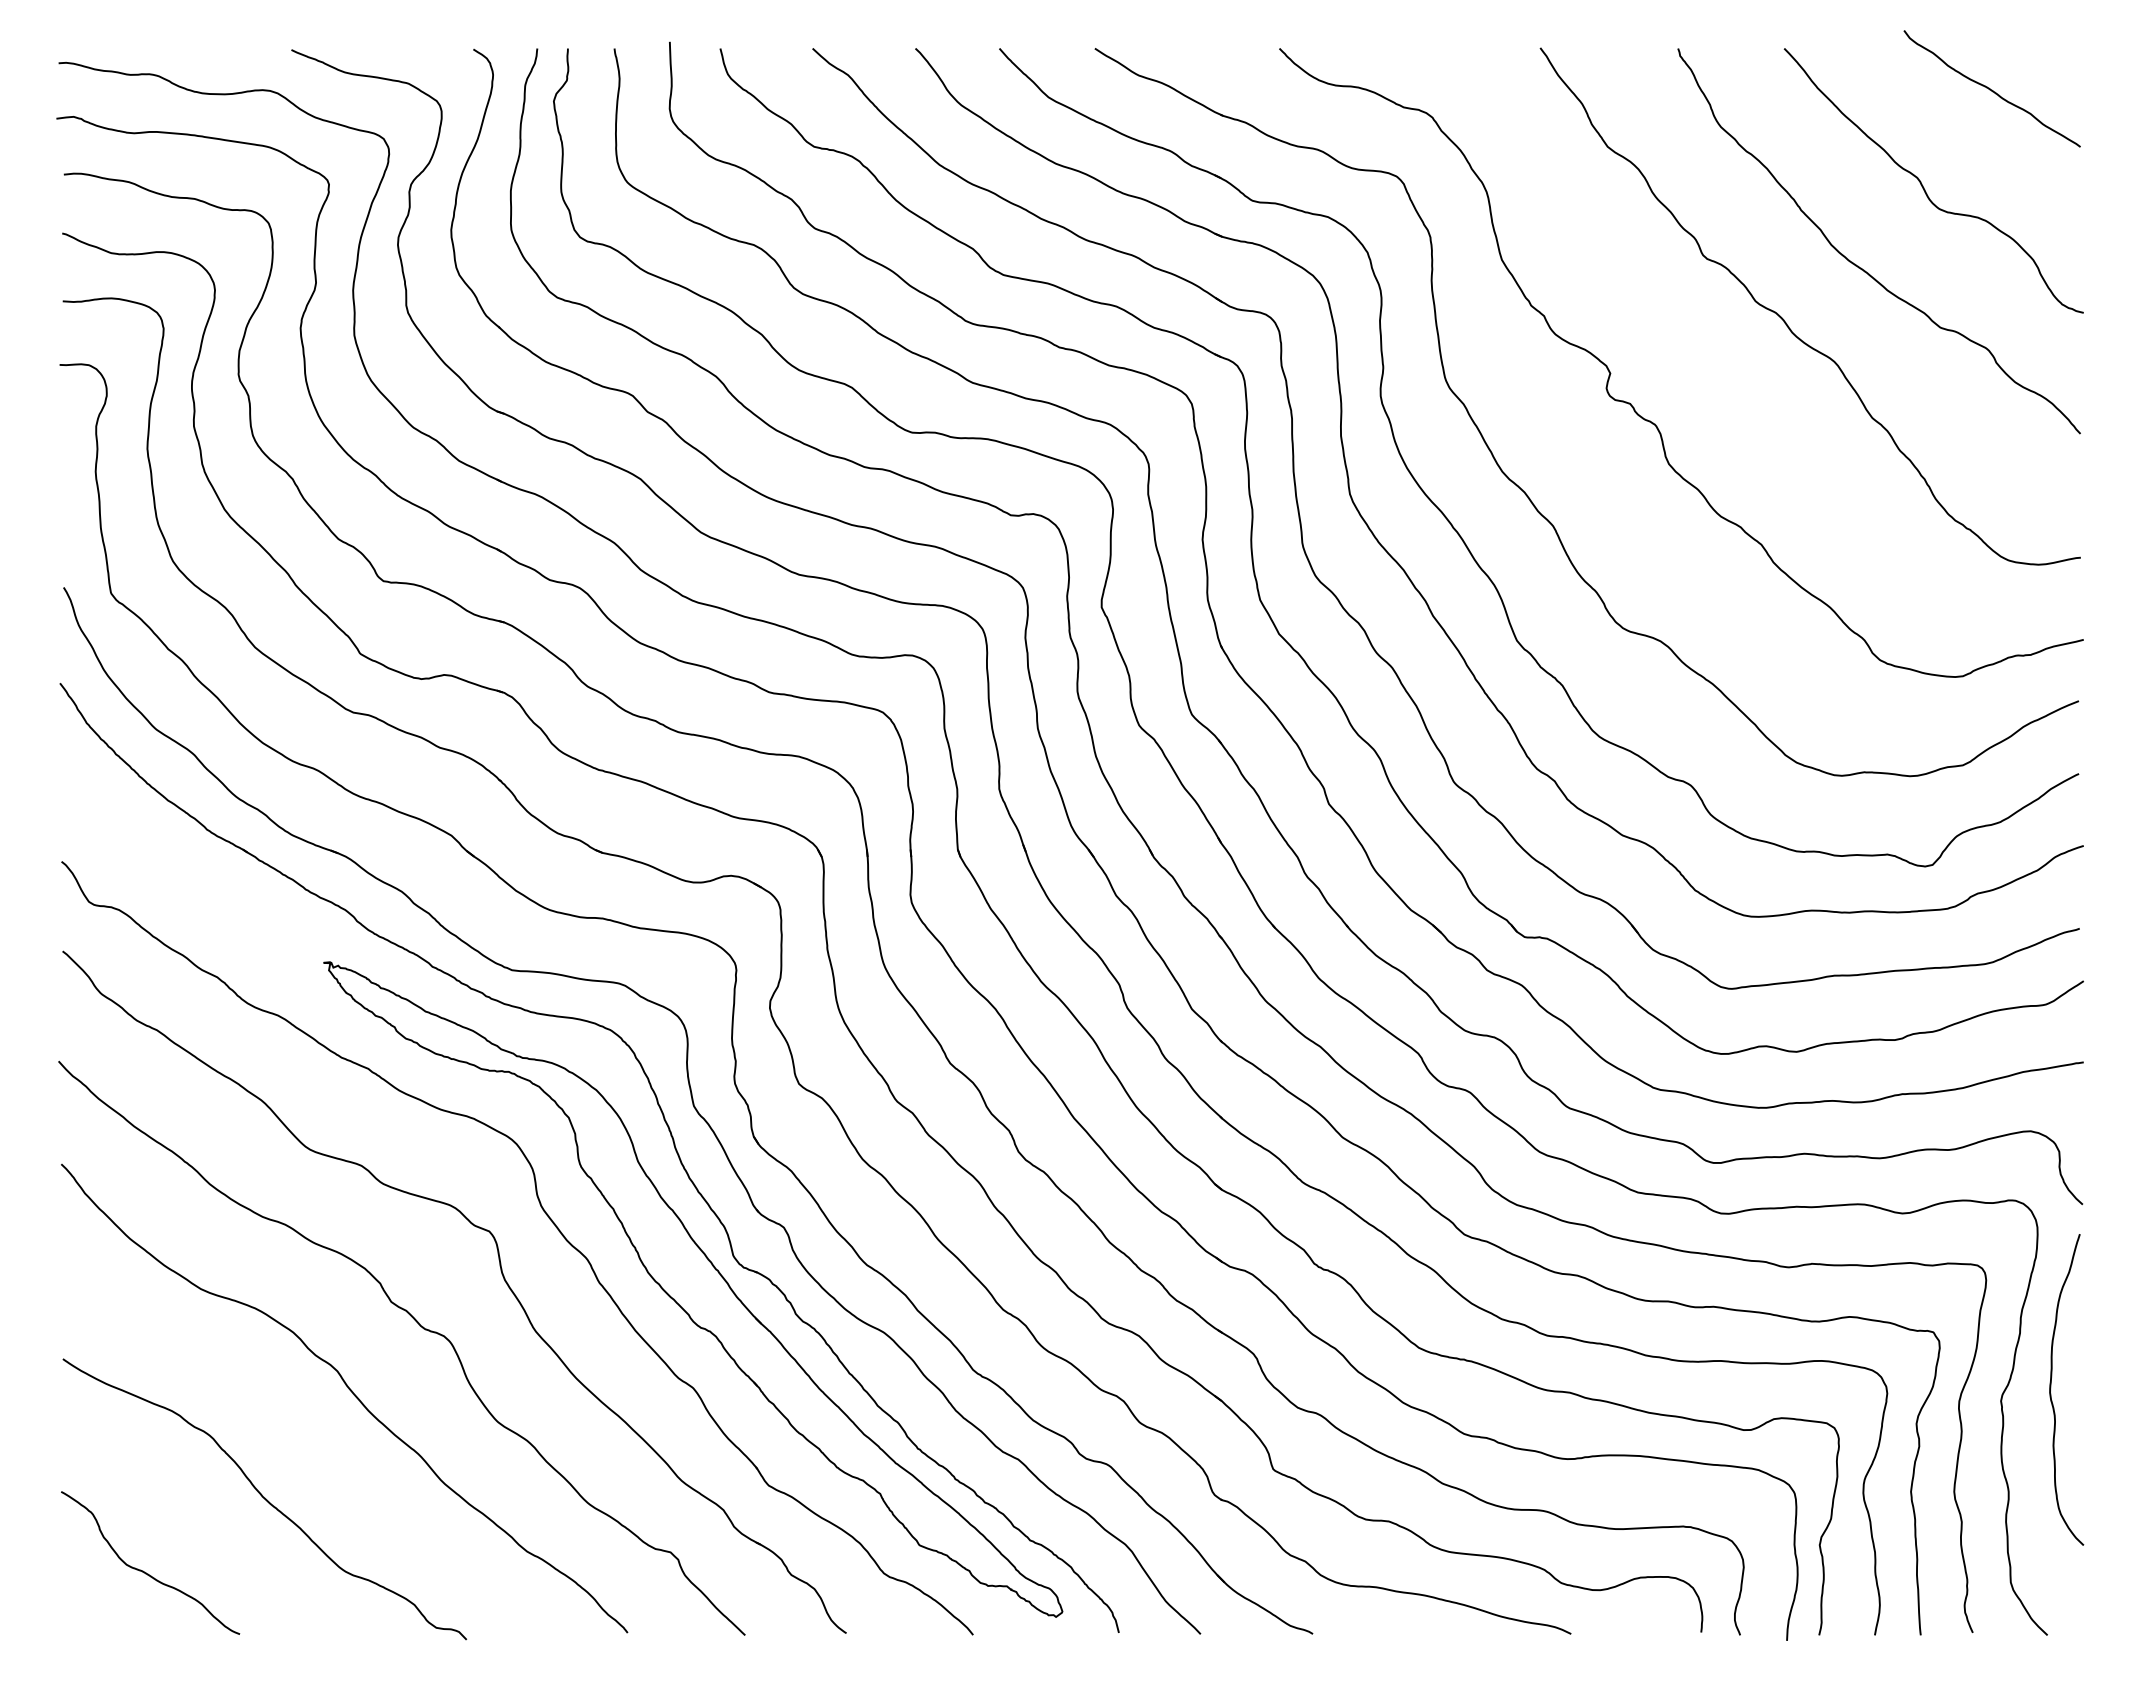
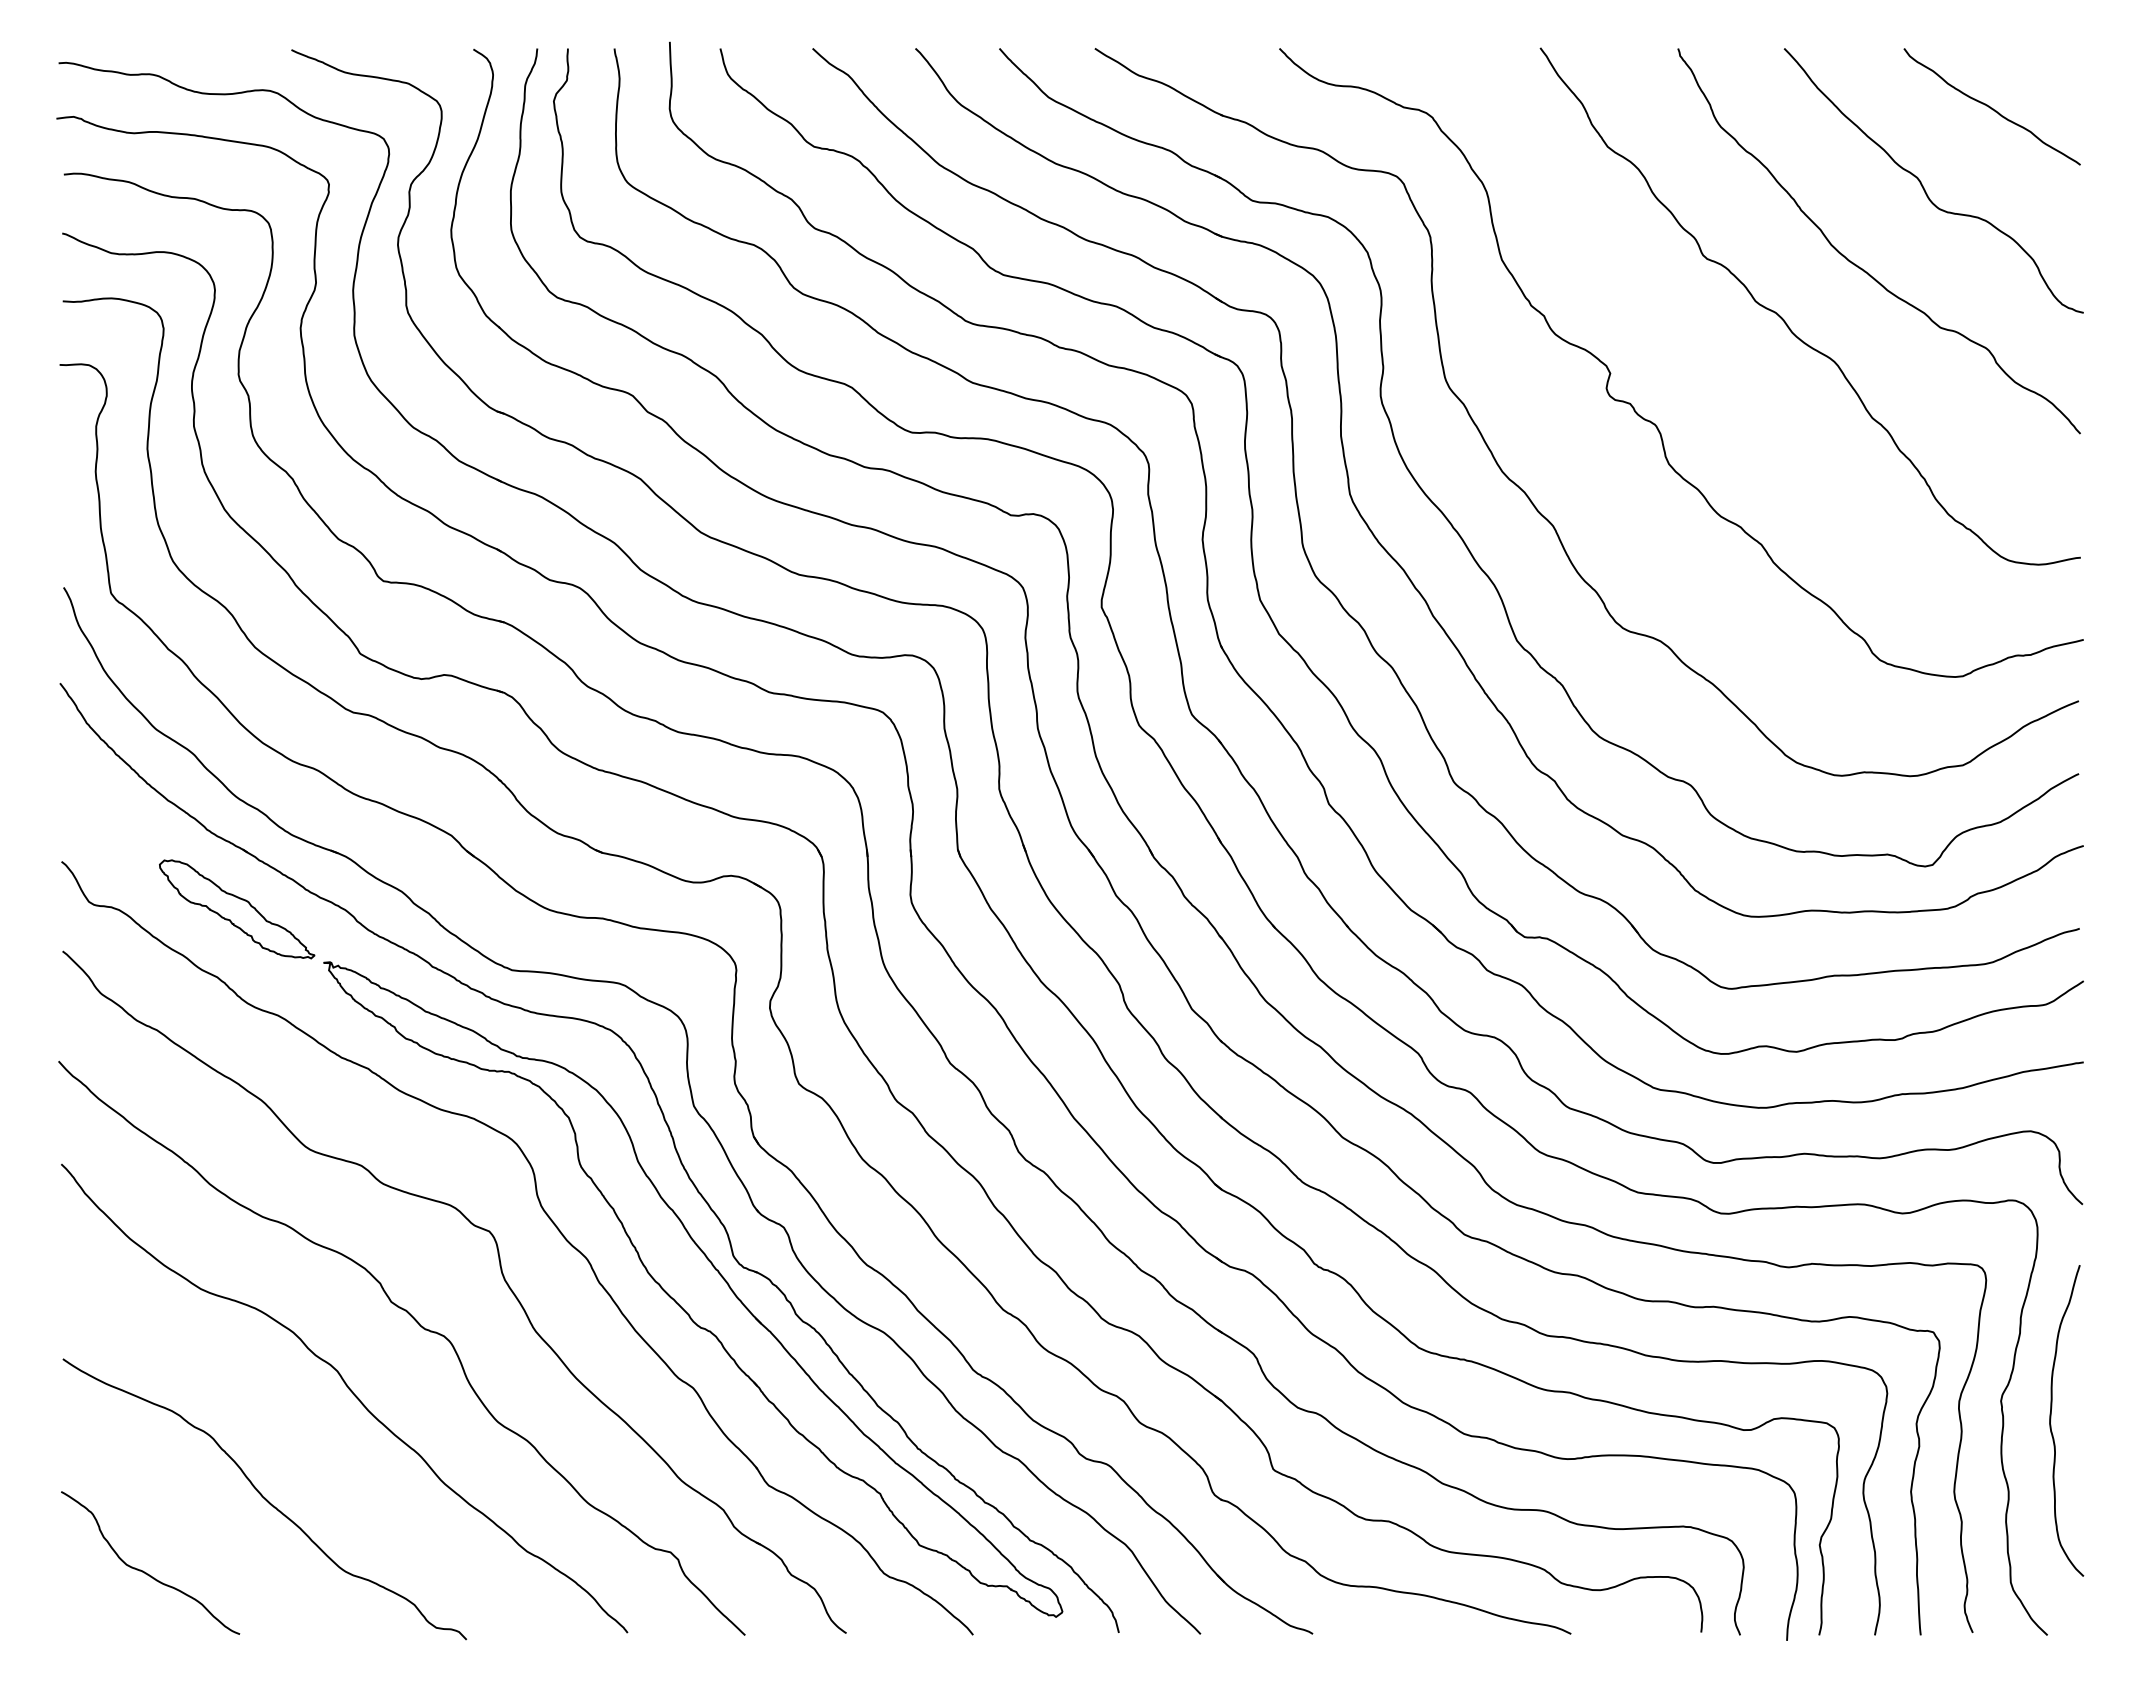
curve position: (1990, 88) -> (1990, 106) (1990, 106)
part: none -> present (237, 909)
curve position: (2051, 1388) -> (2051, 1419) (2051, 1419)
